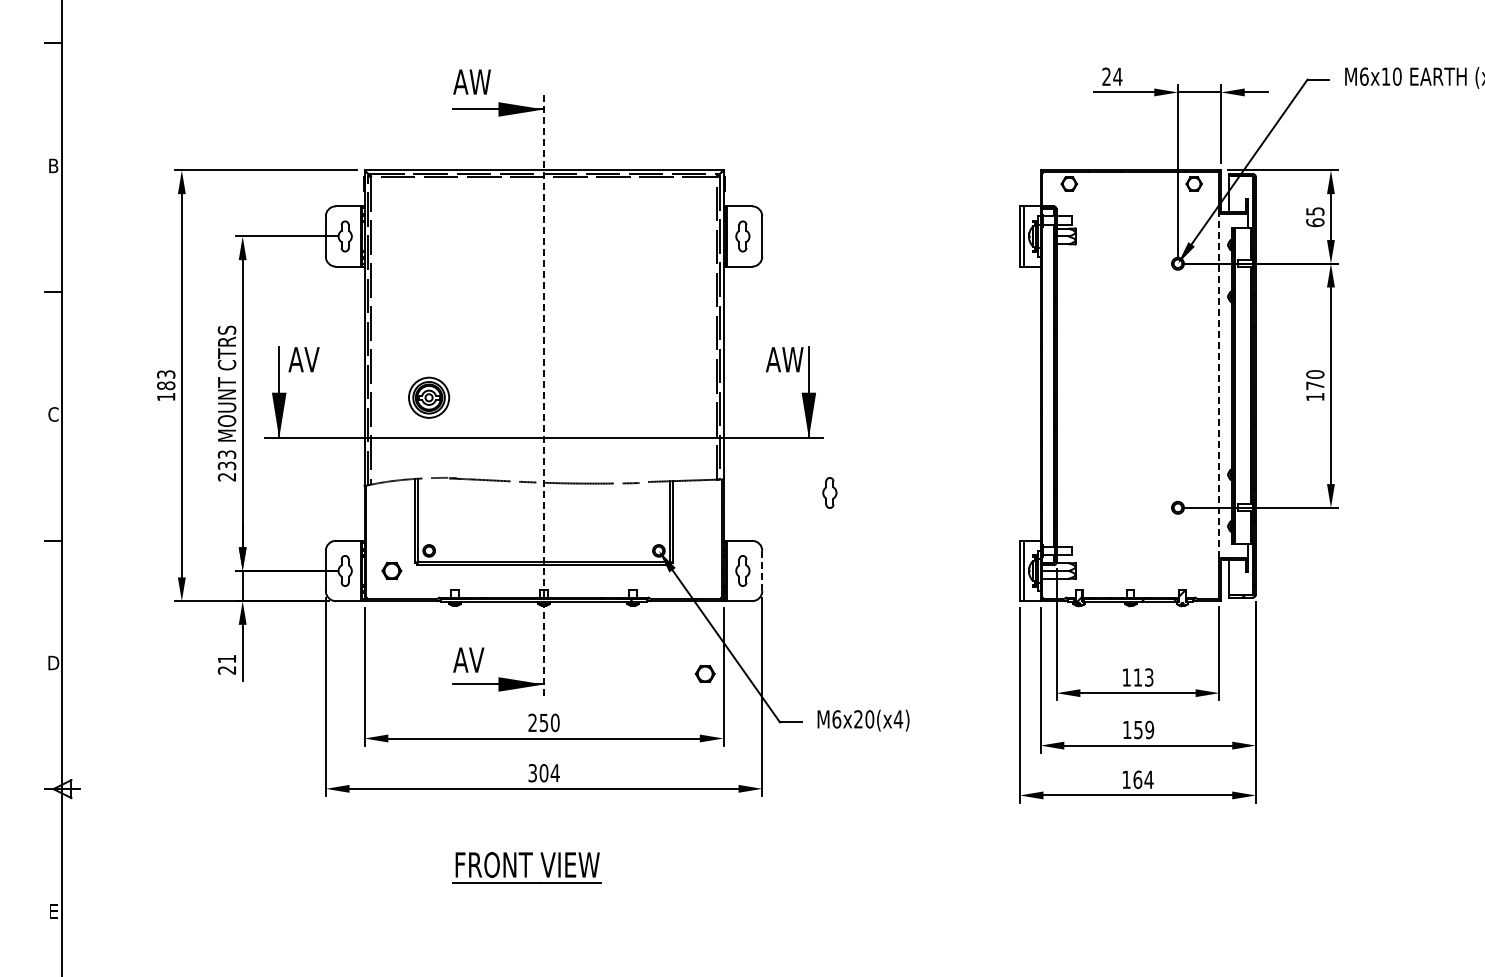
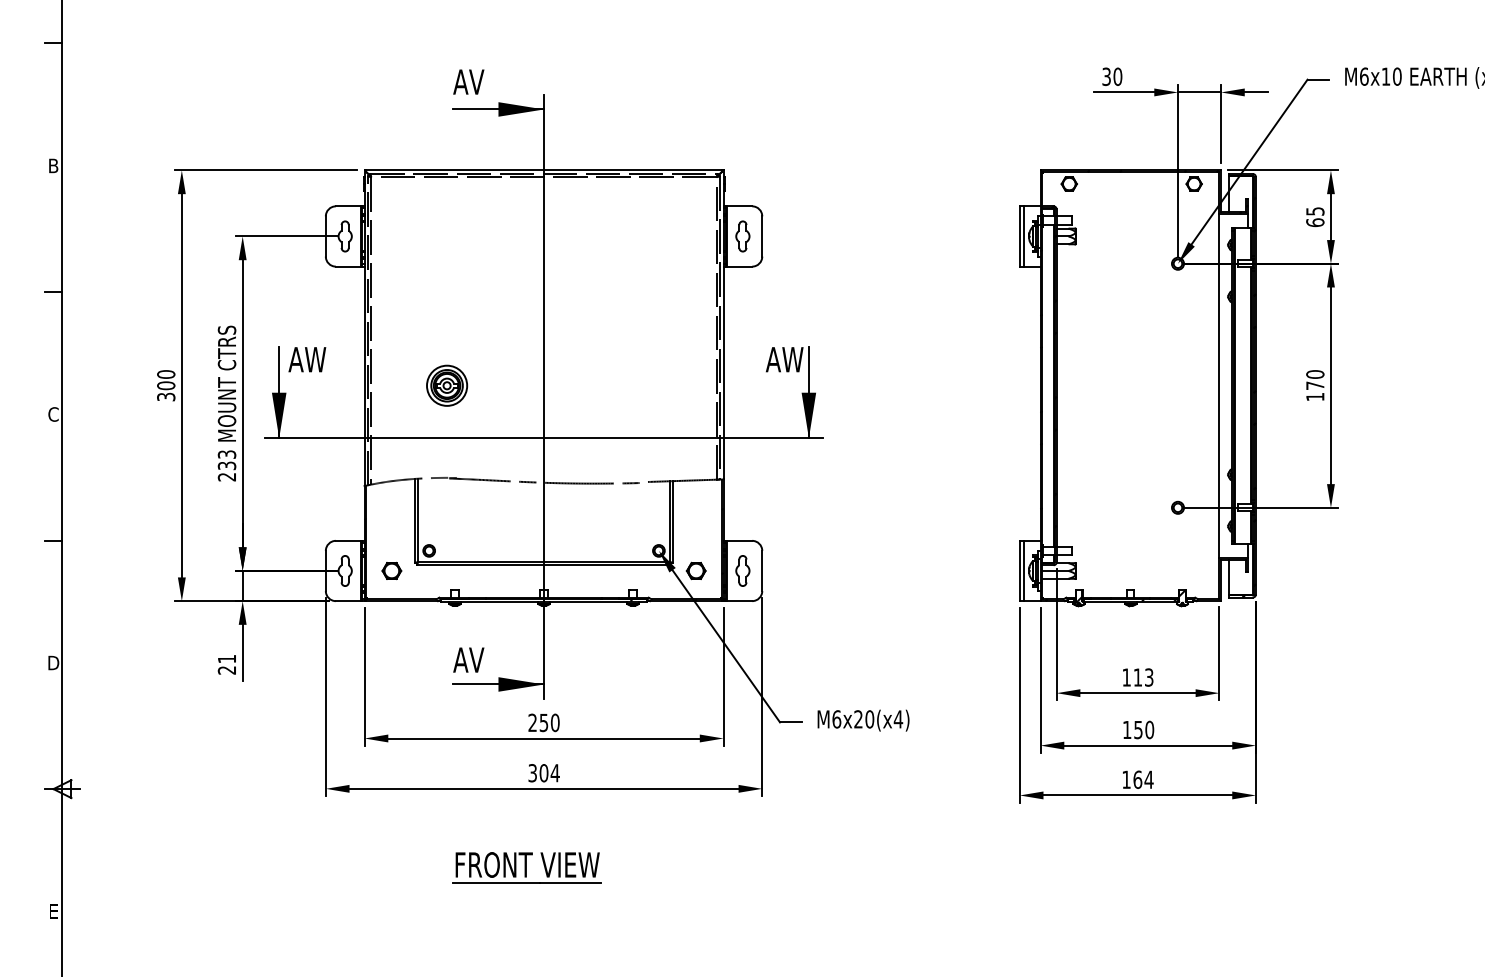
text: 24 -> 30 (1112, 76)
text: AW -> AV (479, 81)
text: AV -> AW (315, 359)
text: 183 -> 300 (166, 385)
line: dashed -> solid (1219, 385)
line: dashed -> solid (544, 396)
part position: (429, 397) -> (447, 385) (447, 385)
part: present -> none (829, 492)
line: dashed -> solid (762, 570)
part position: (704, 673) -> (695, 570) (695, 570)
text: 159 -> 150 (1149, 730)
